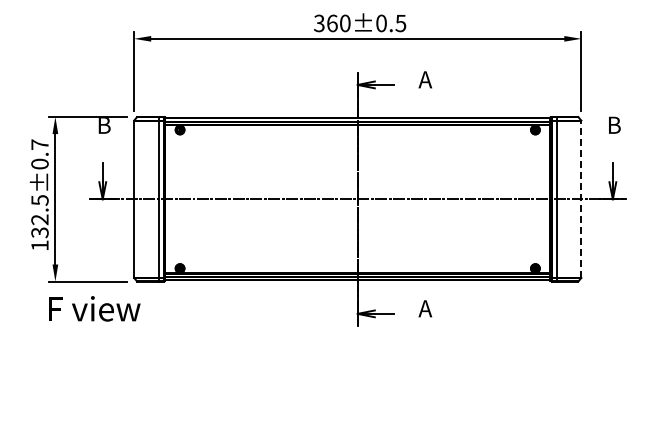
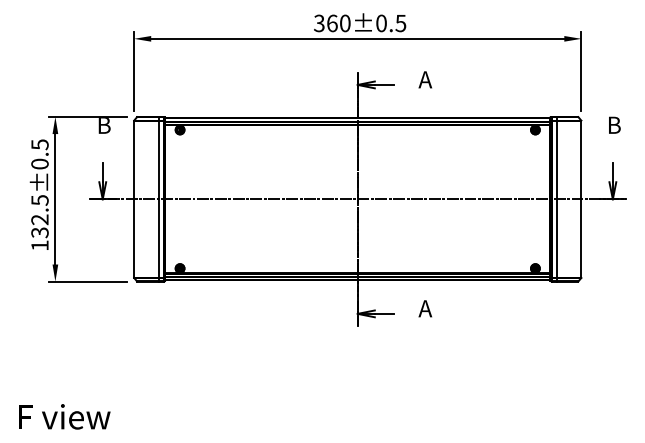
text: 132.5±0.7 -> 132.5±0.5 (39, 144)
line: dashed -> solid (581, 198)
text position: (94, 308) -> (64, 416) (64, 416)
